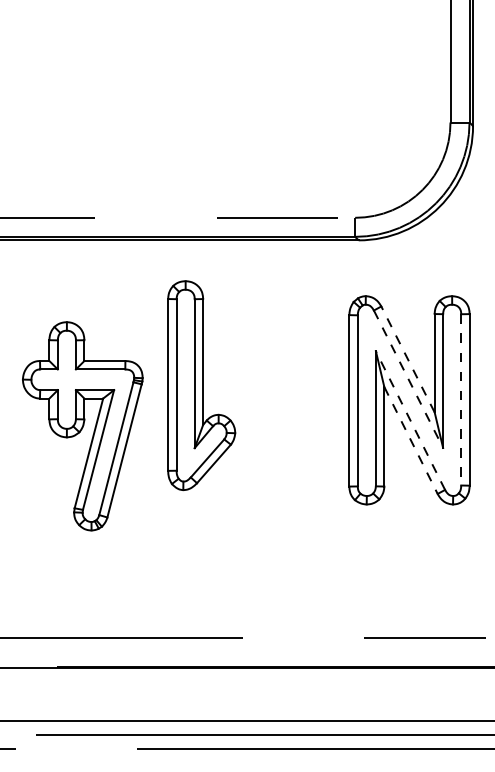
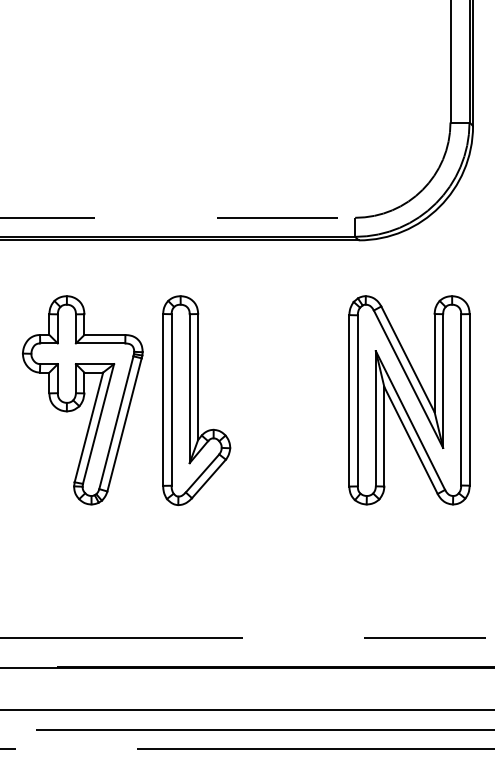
line: dashed -> solid (407, 359)
line: dashed -> solid (408, 379)
part position: (201, 385) -> (196, 400) (196, 400)
line: dashed -> solid (461, 399)
line: dashed -> solid (410, 420)
part position: (82, 426) -> (82, 400) (82, 400)
line: dashed -> solid (411, 440)
line position: (246, 721) -> (246, 710) (246, 710)
line position: (246, 734) -> (246, 729) (246, 729)
